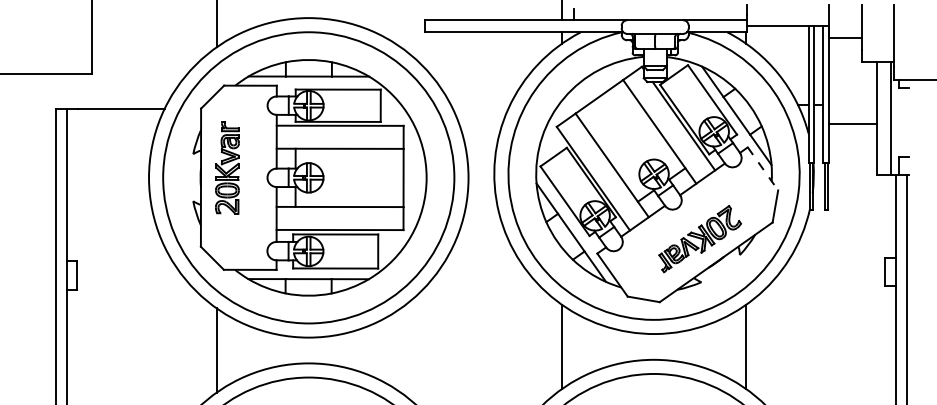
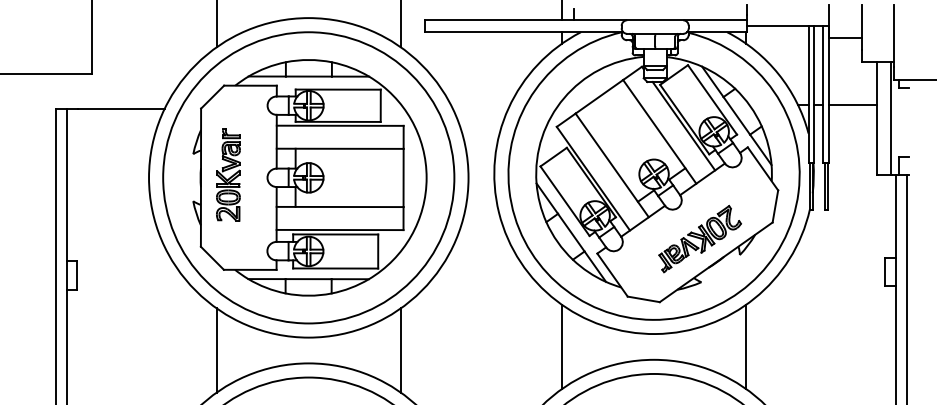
line: none -> present (400, 24)
line position: (852, 124) -> (852, 105) (852, 105)
part position: (227, 167) -> (228, 174) (228, 174)
line: dashed -> solid (763, 169)
line: none -> present (400, 350)
